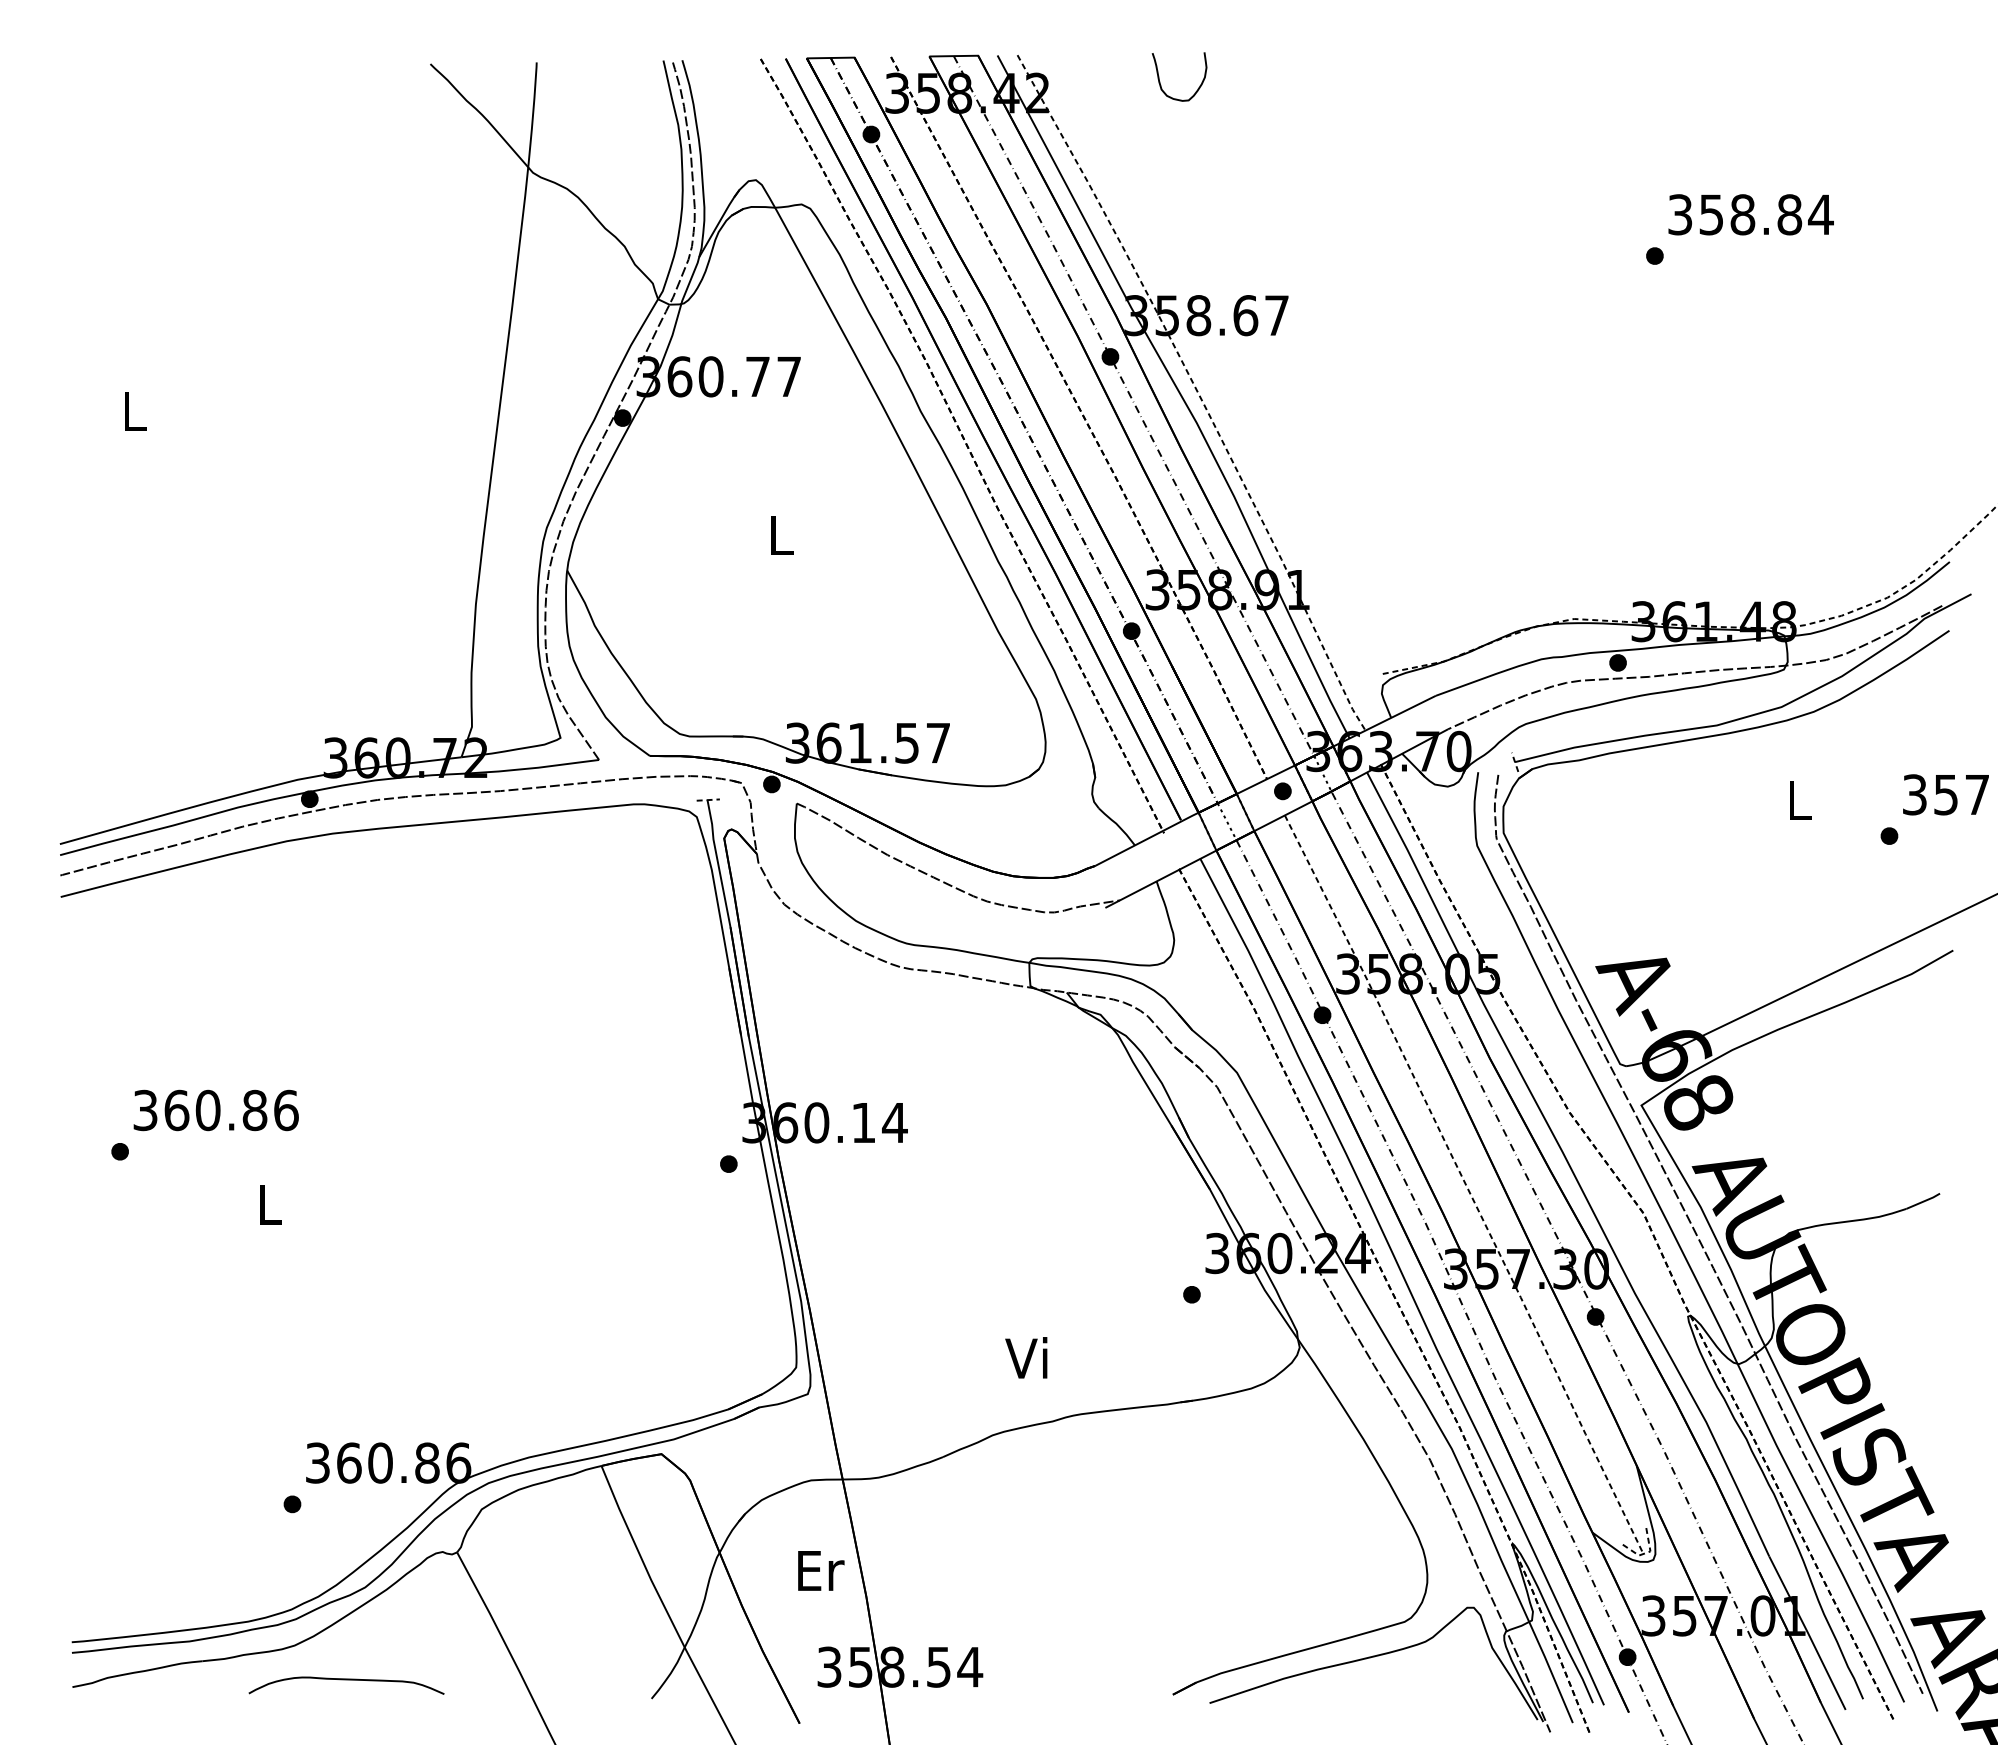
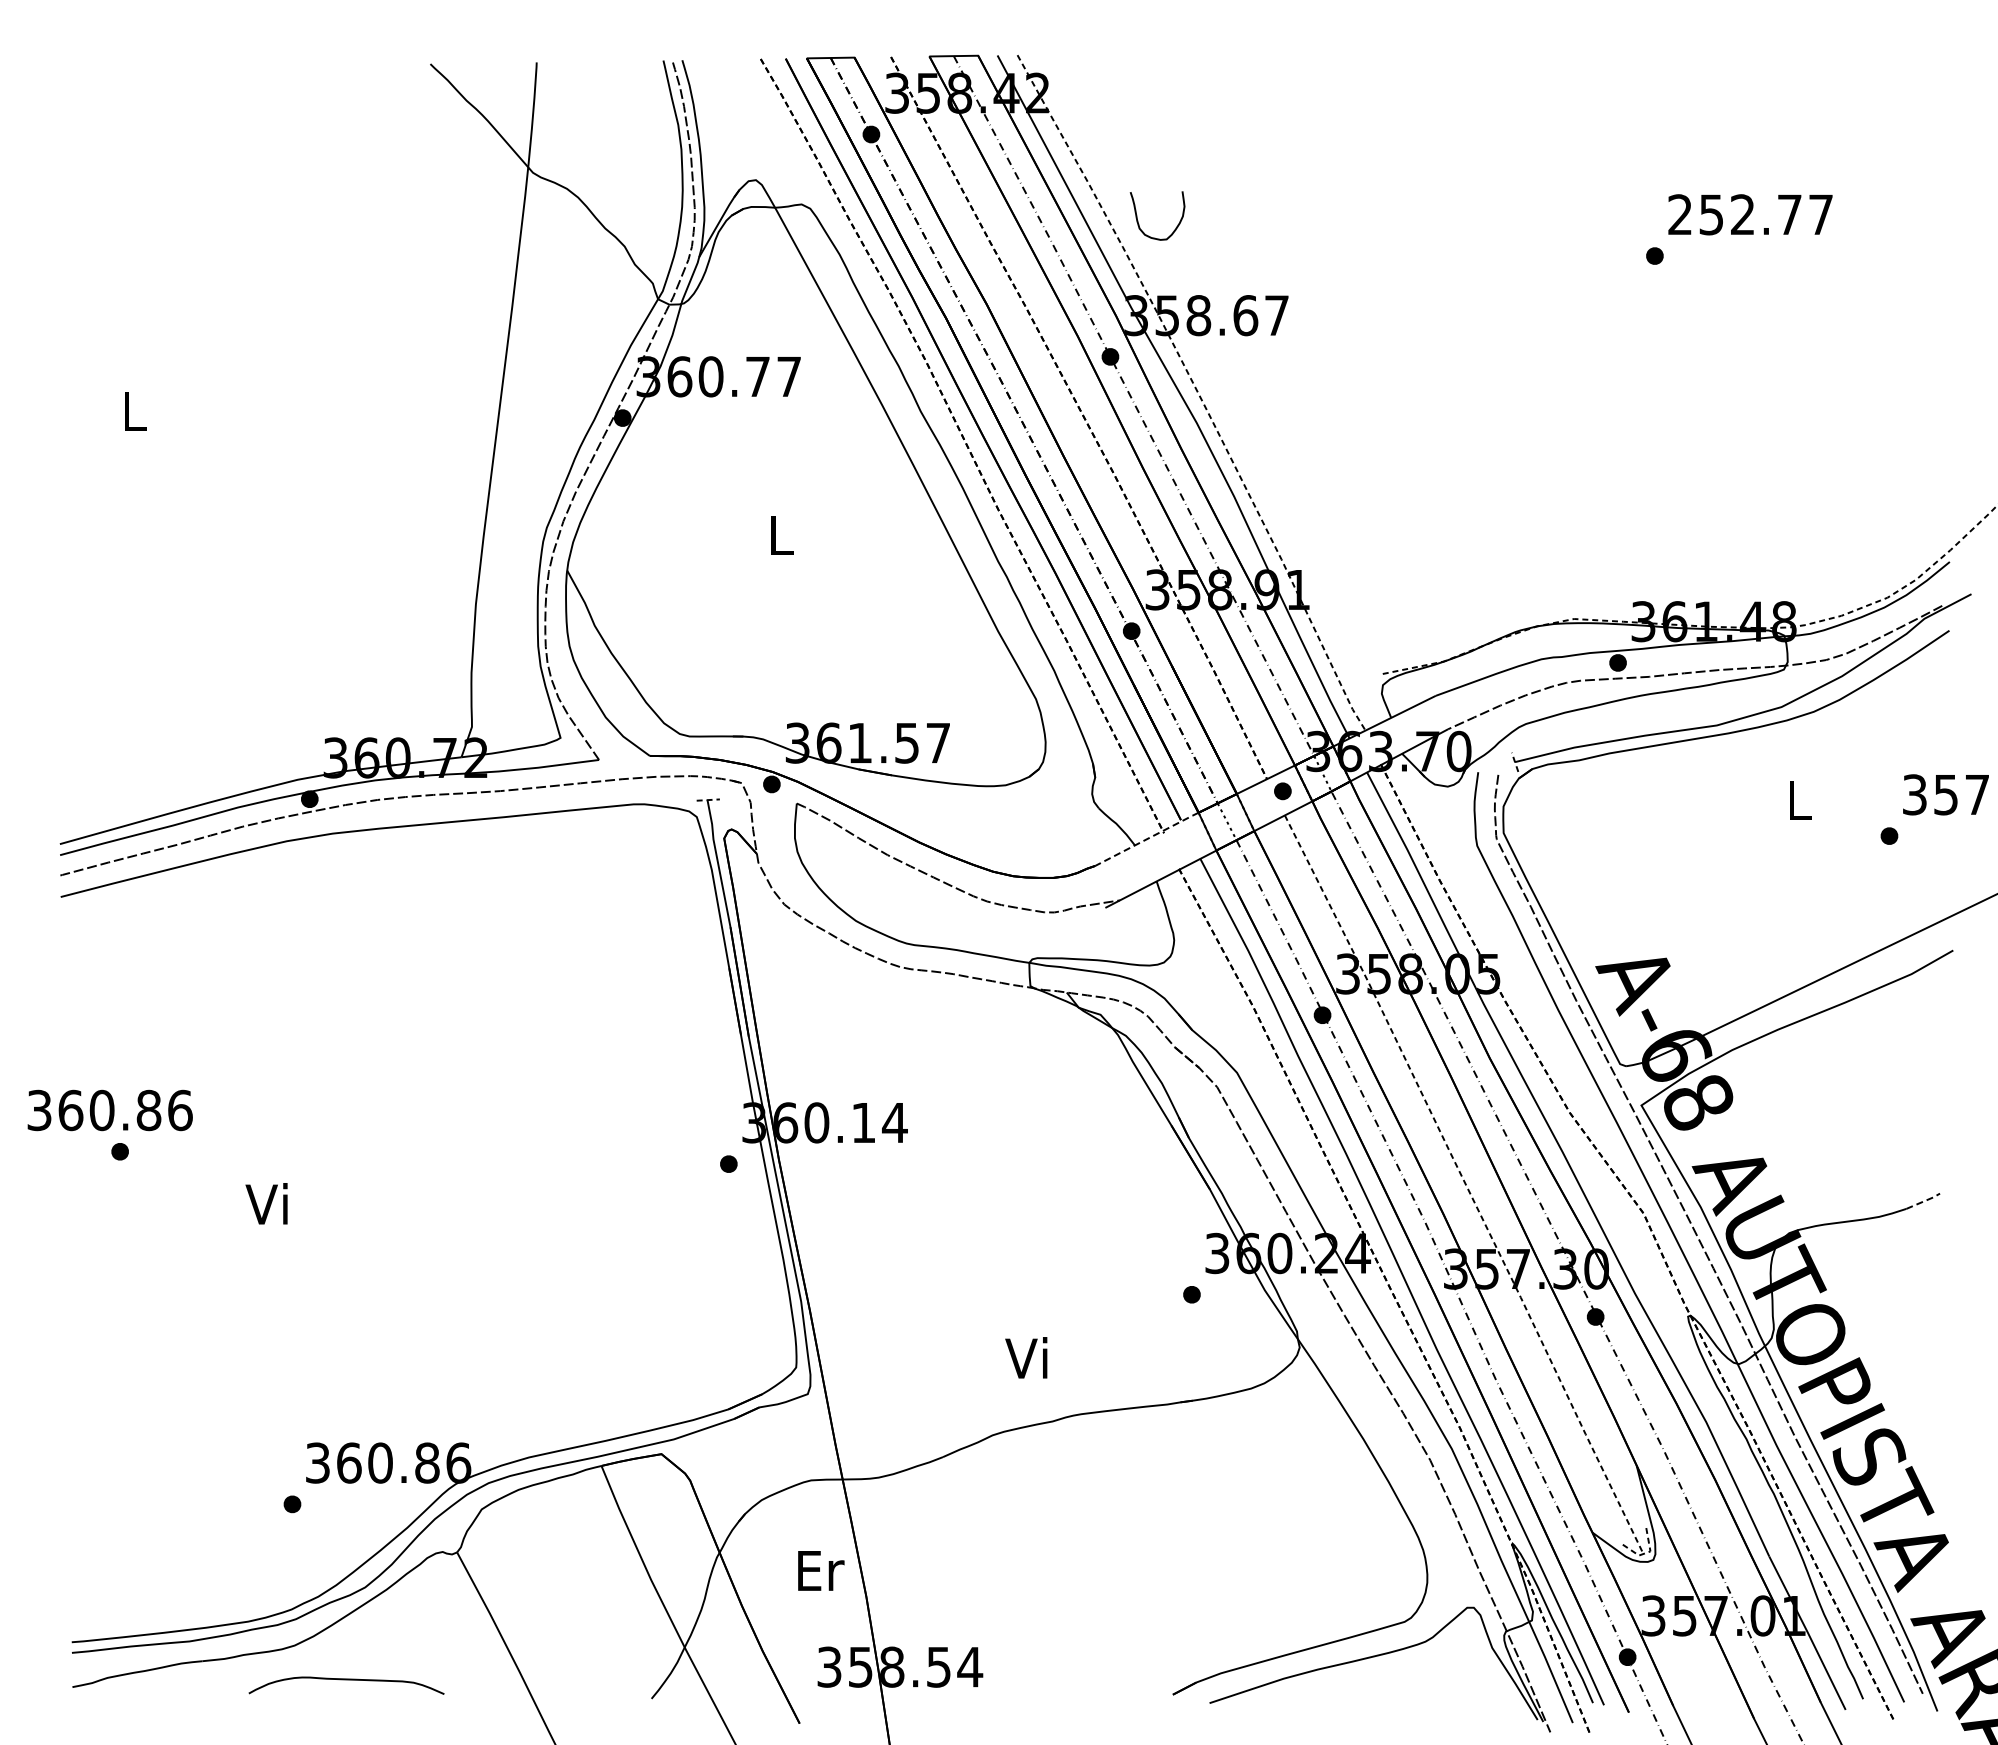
curve position: (1160, 81) -> (1138, 220) (1138, 220)
text: 358.84 -> 252.77 (1750, 214)
line: solid -> dashed (1147, 838)
text position: (215, 1110) -> (109, 1110) (109, 1110)
line: solid -> dashed (1924, 1201)
text: L -> Vi (266, 1203)
